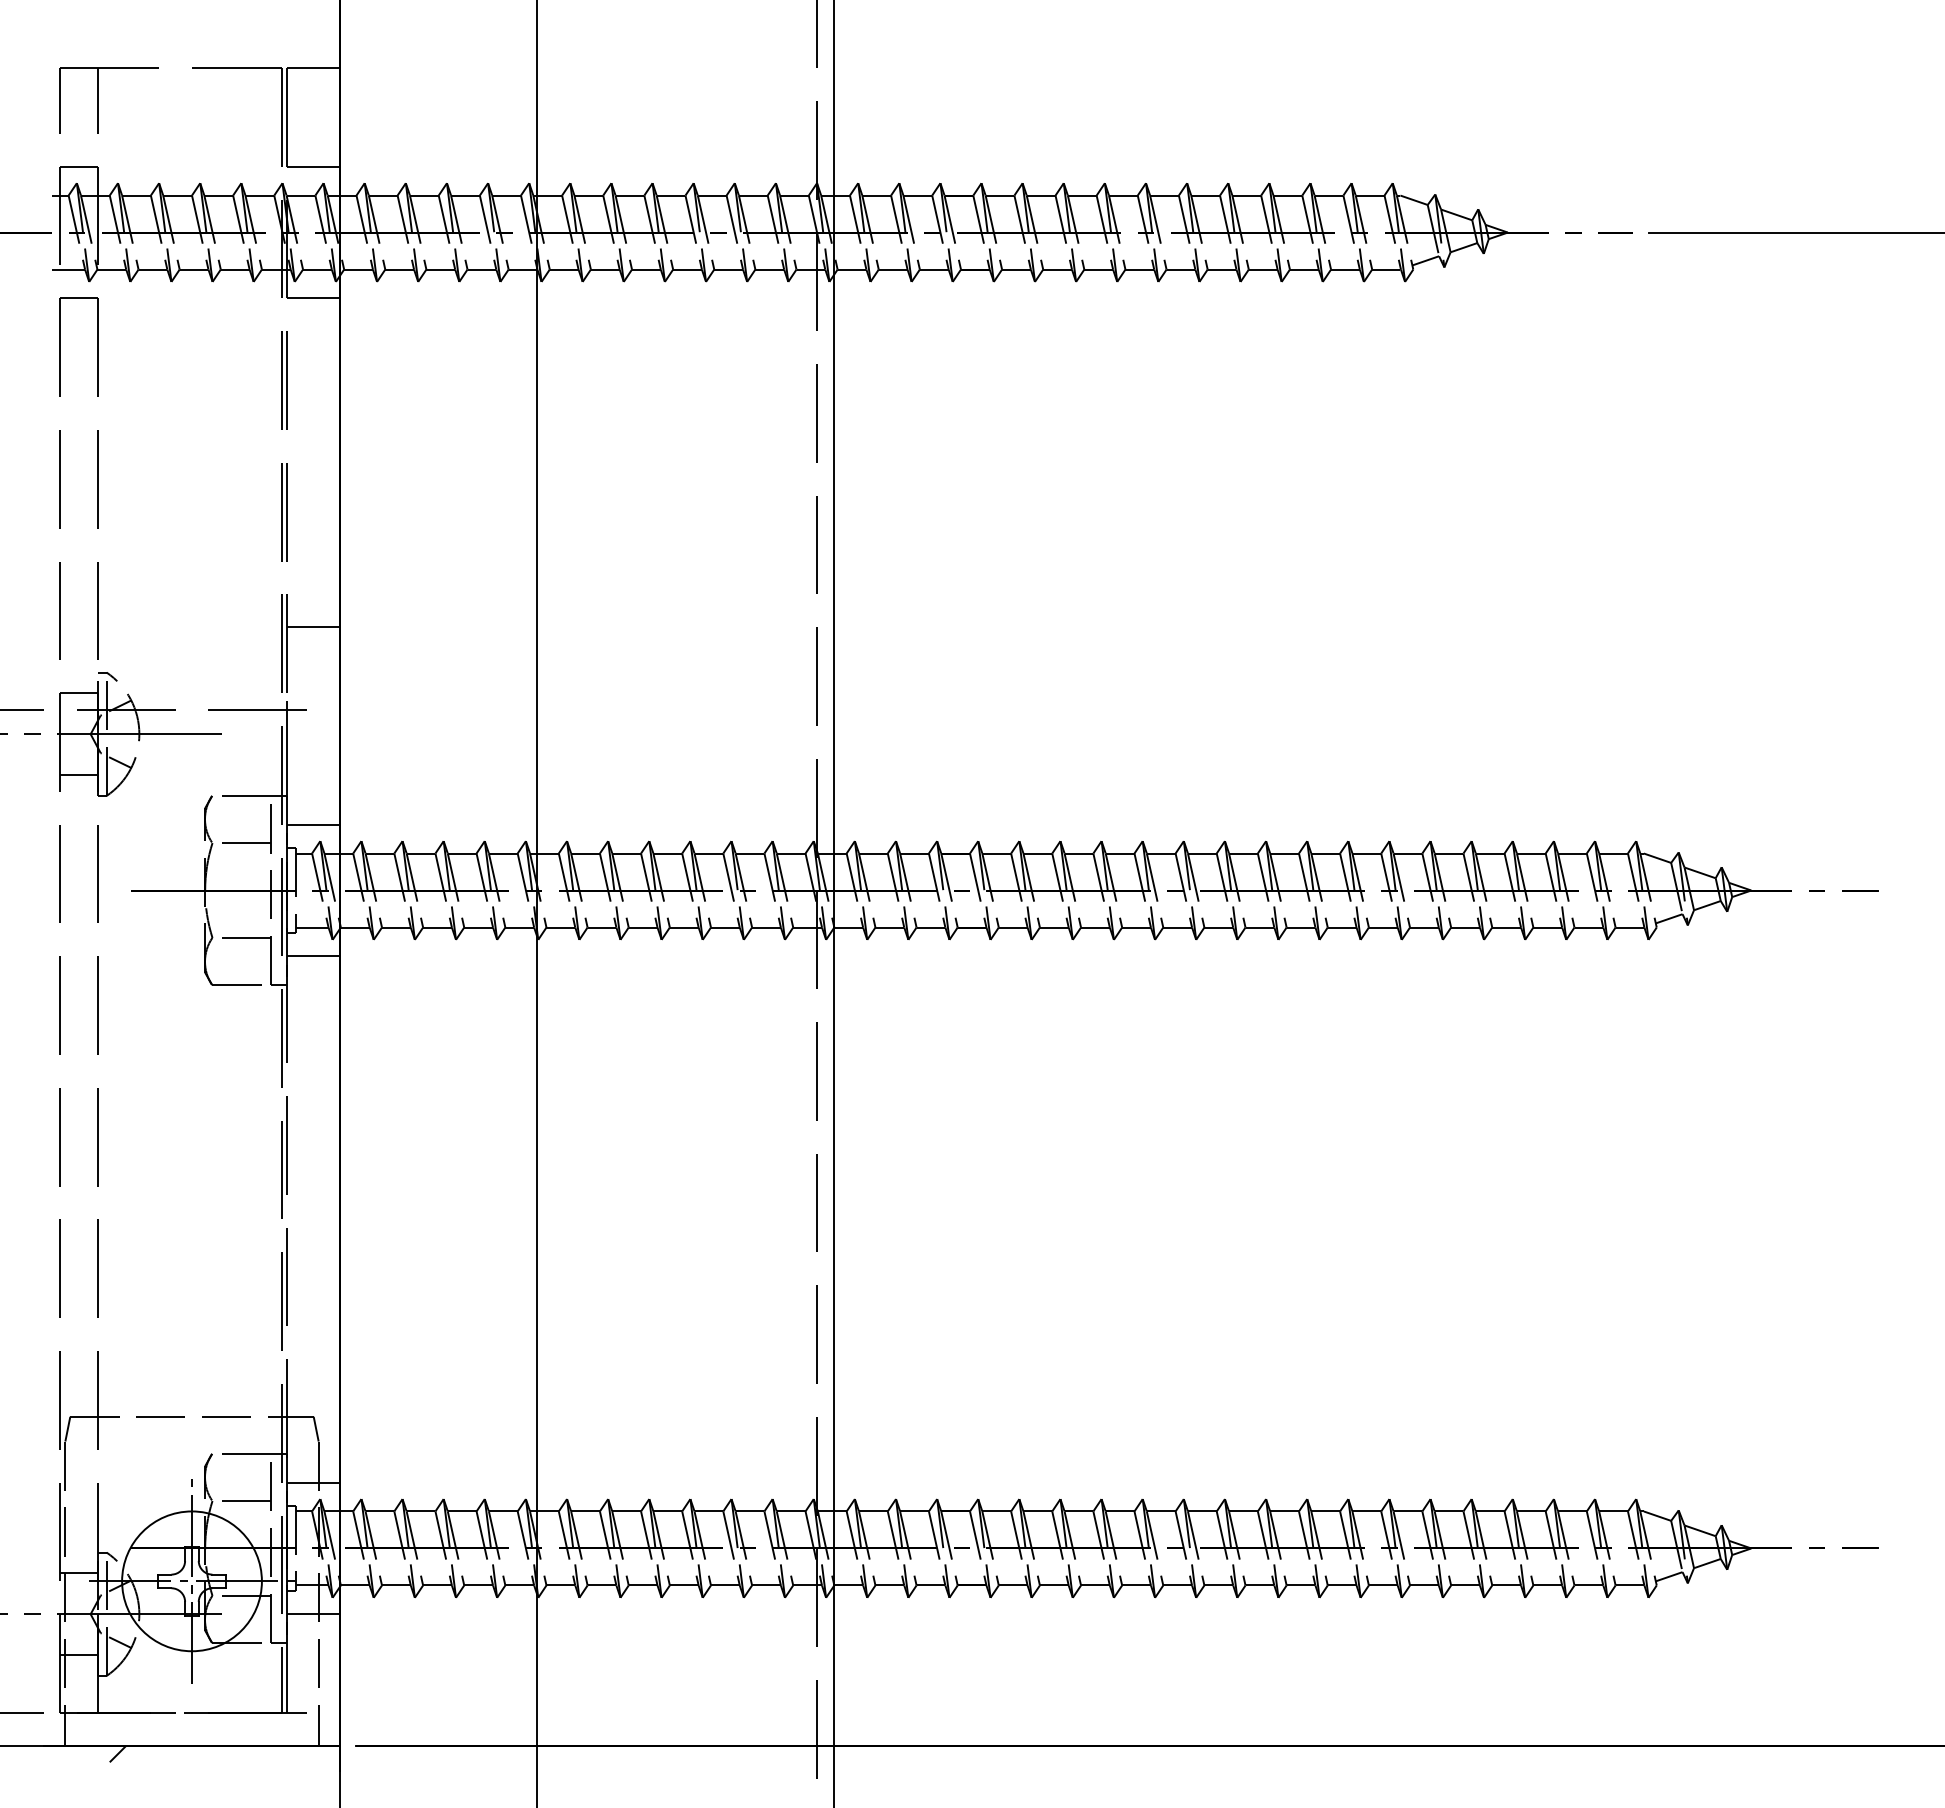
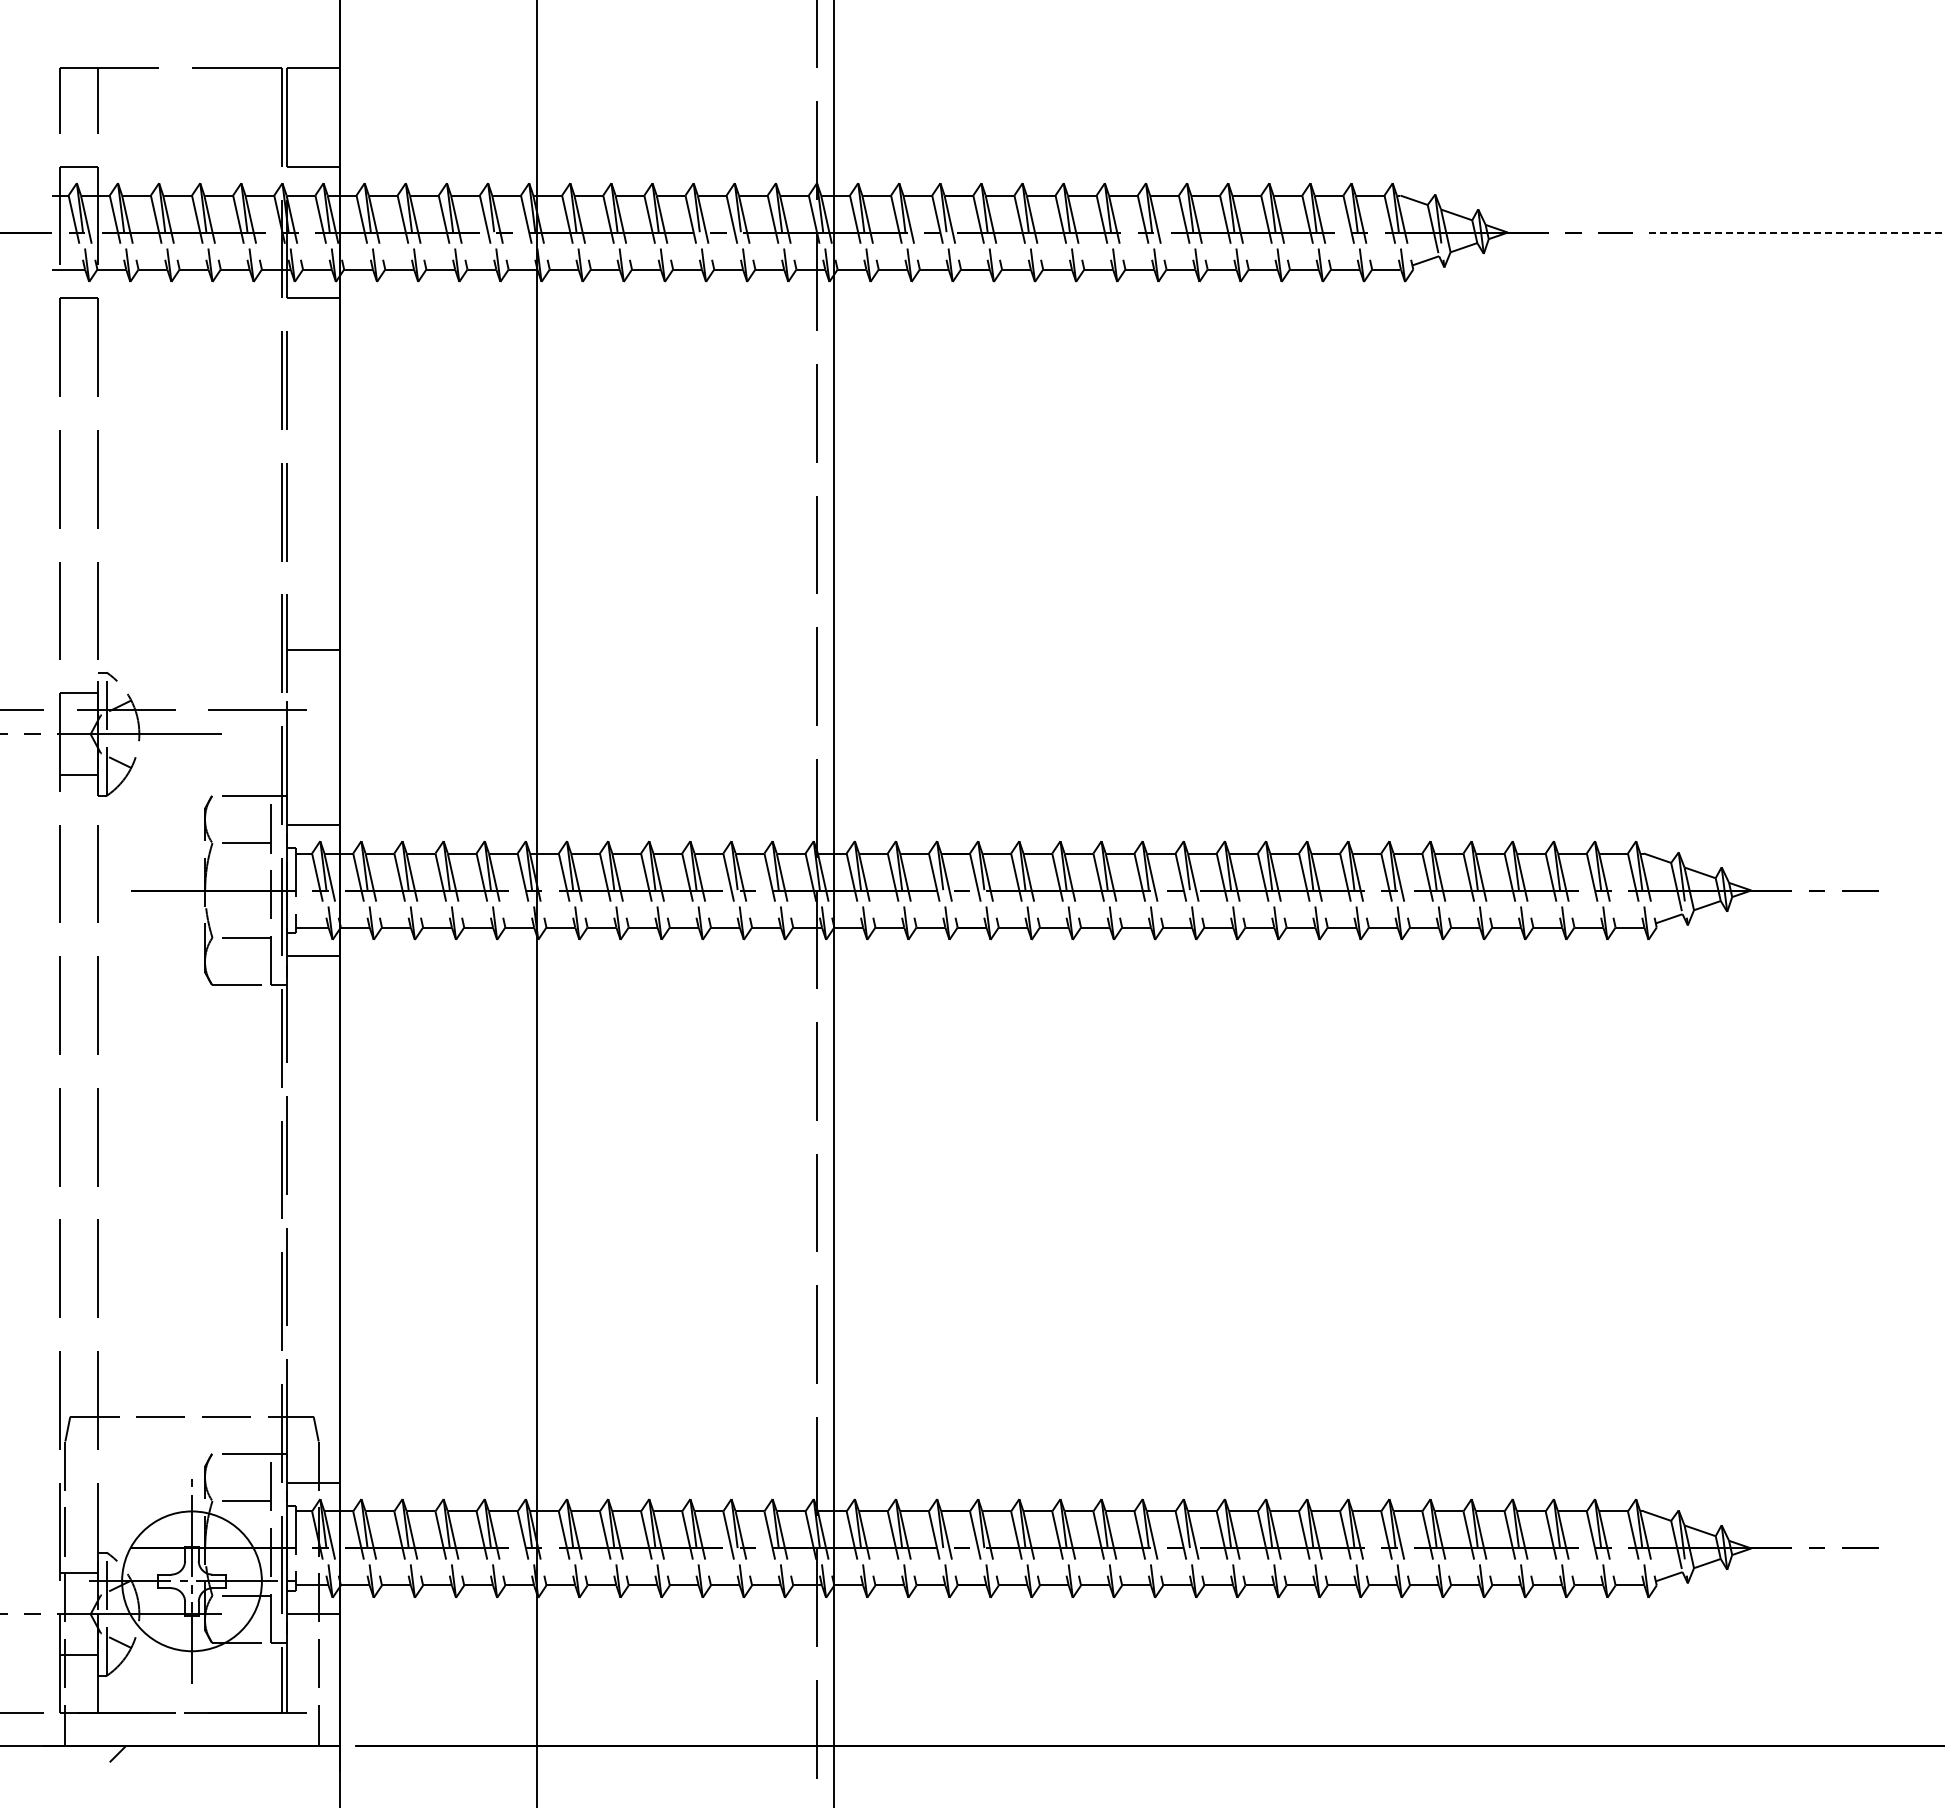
line: solid -> dashed (1797, 232)
line position: (313, 627) -> (313, 650) (313, 650)
